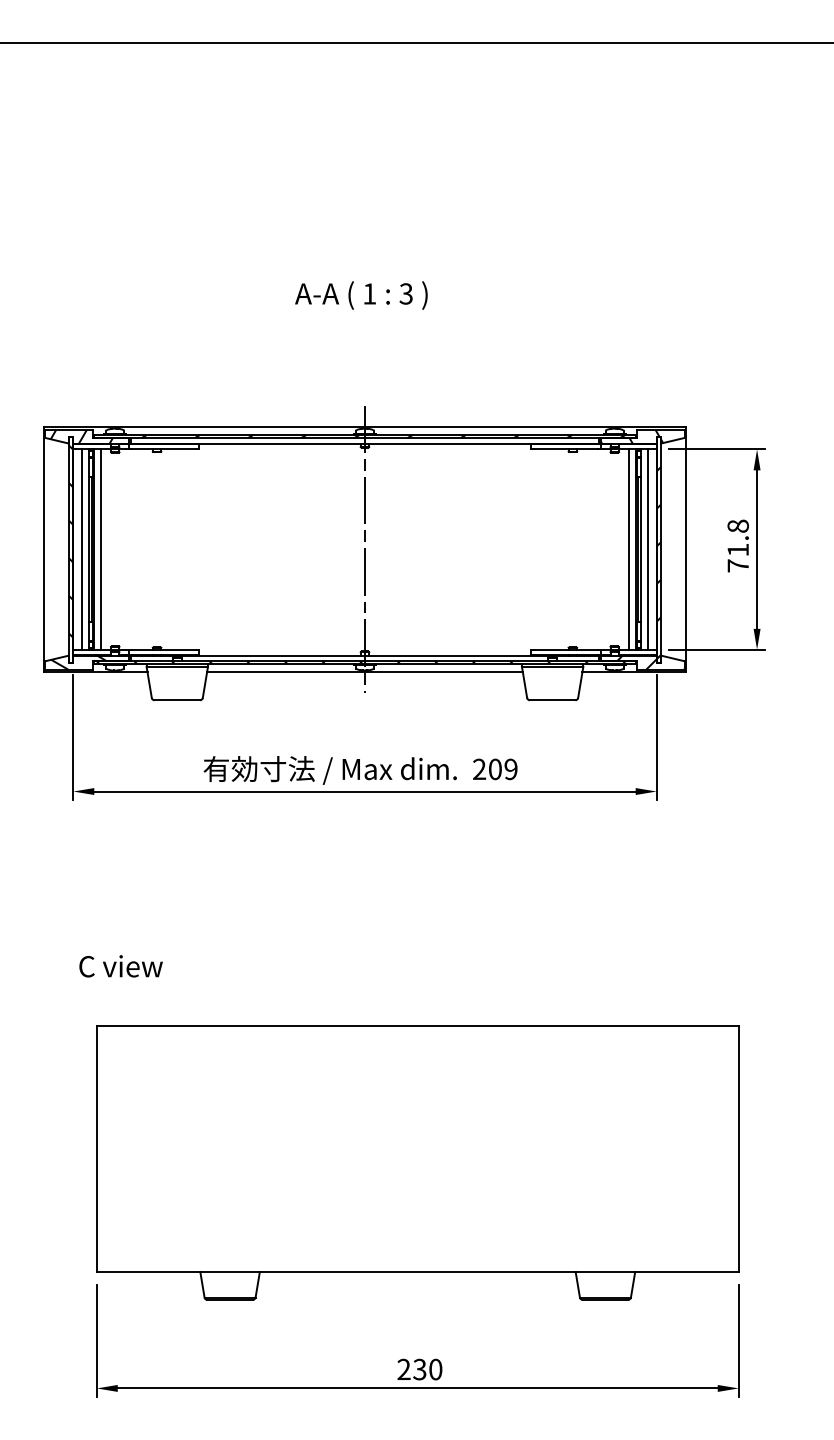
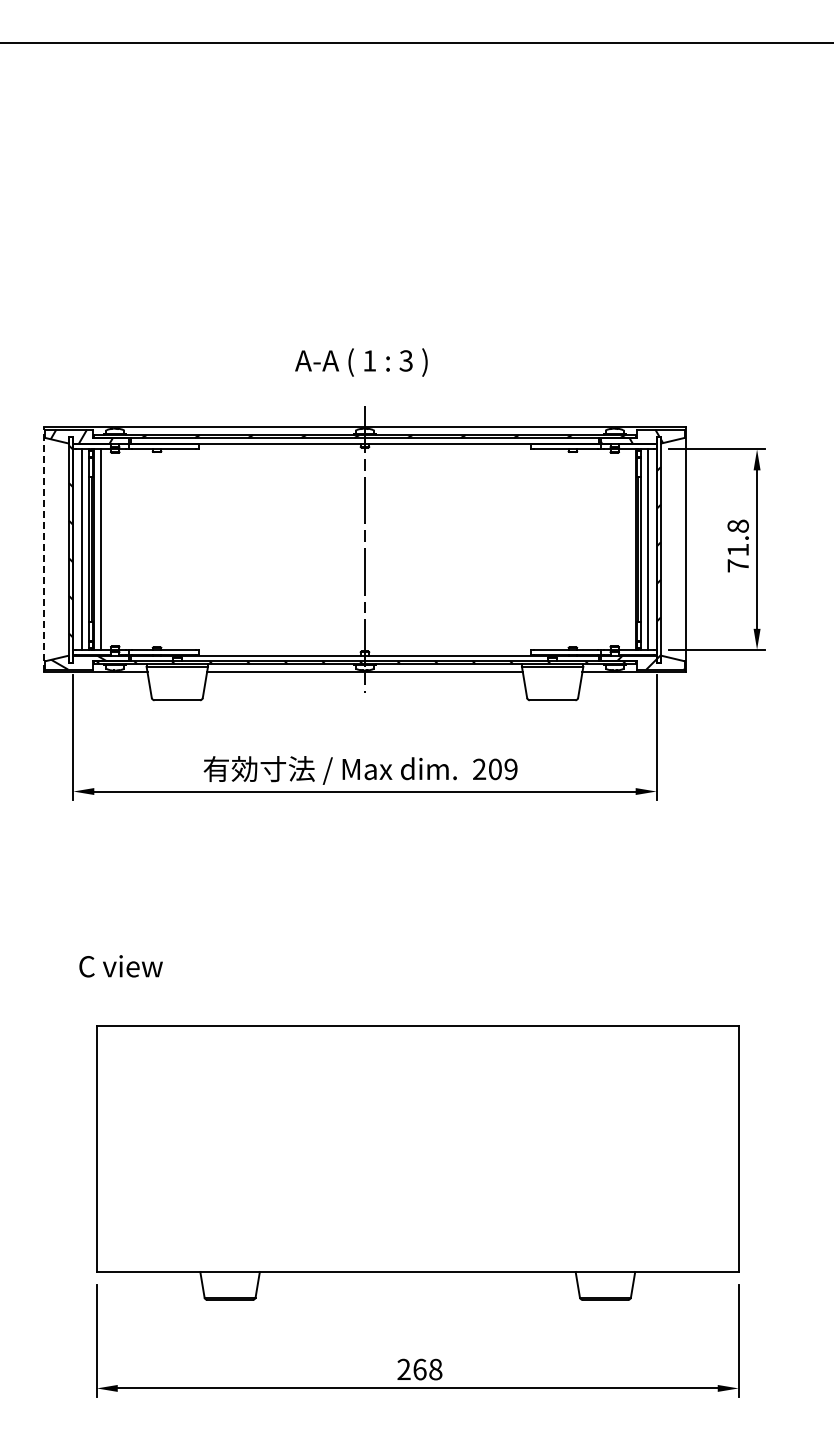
text position: (361, 295) -> (361, 362) (361, 362)
line: solid -> dashed (44, 549)
line: present -> none (628, 549)
text: 230 -> 268 (427, 1369)
